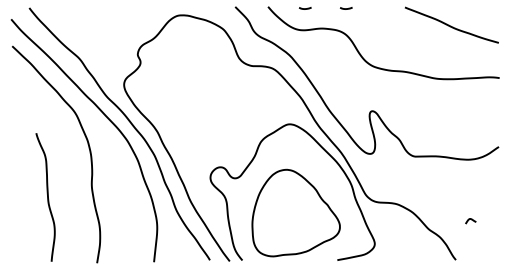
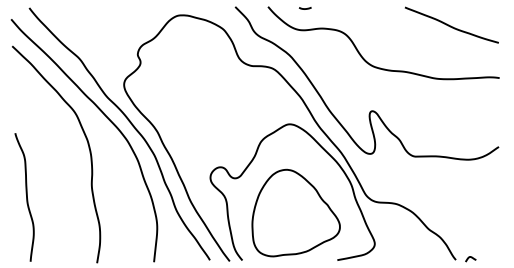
line: present -> none (346, 8)
curve position: (47, 197) -> (26, 197) (26, 197)
curve position: (469, 220) -> (469, 258) (469, 258)
